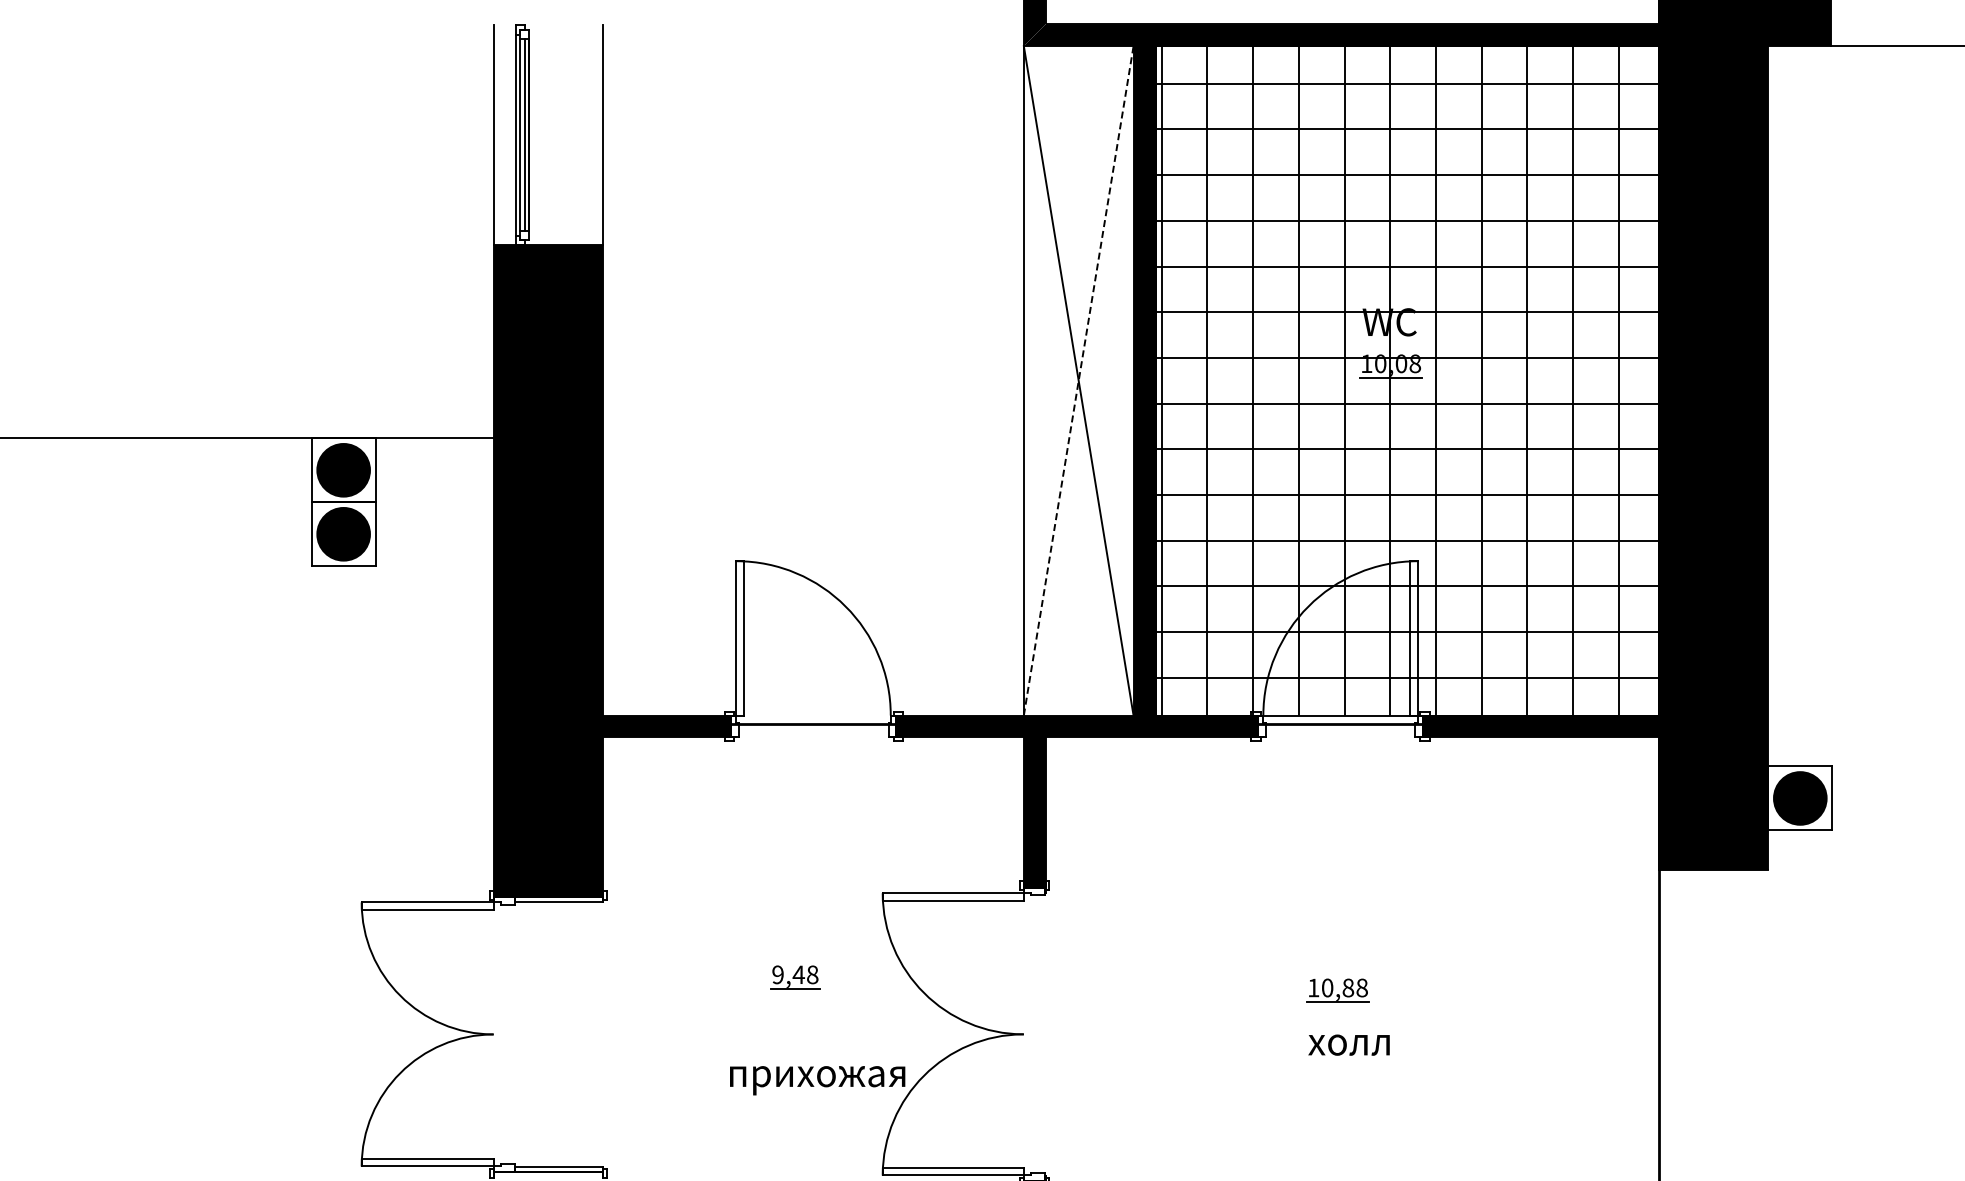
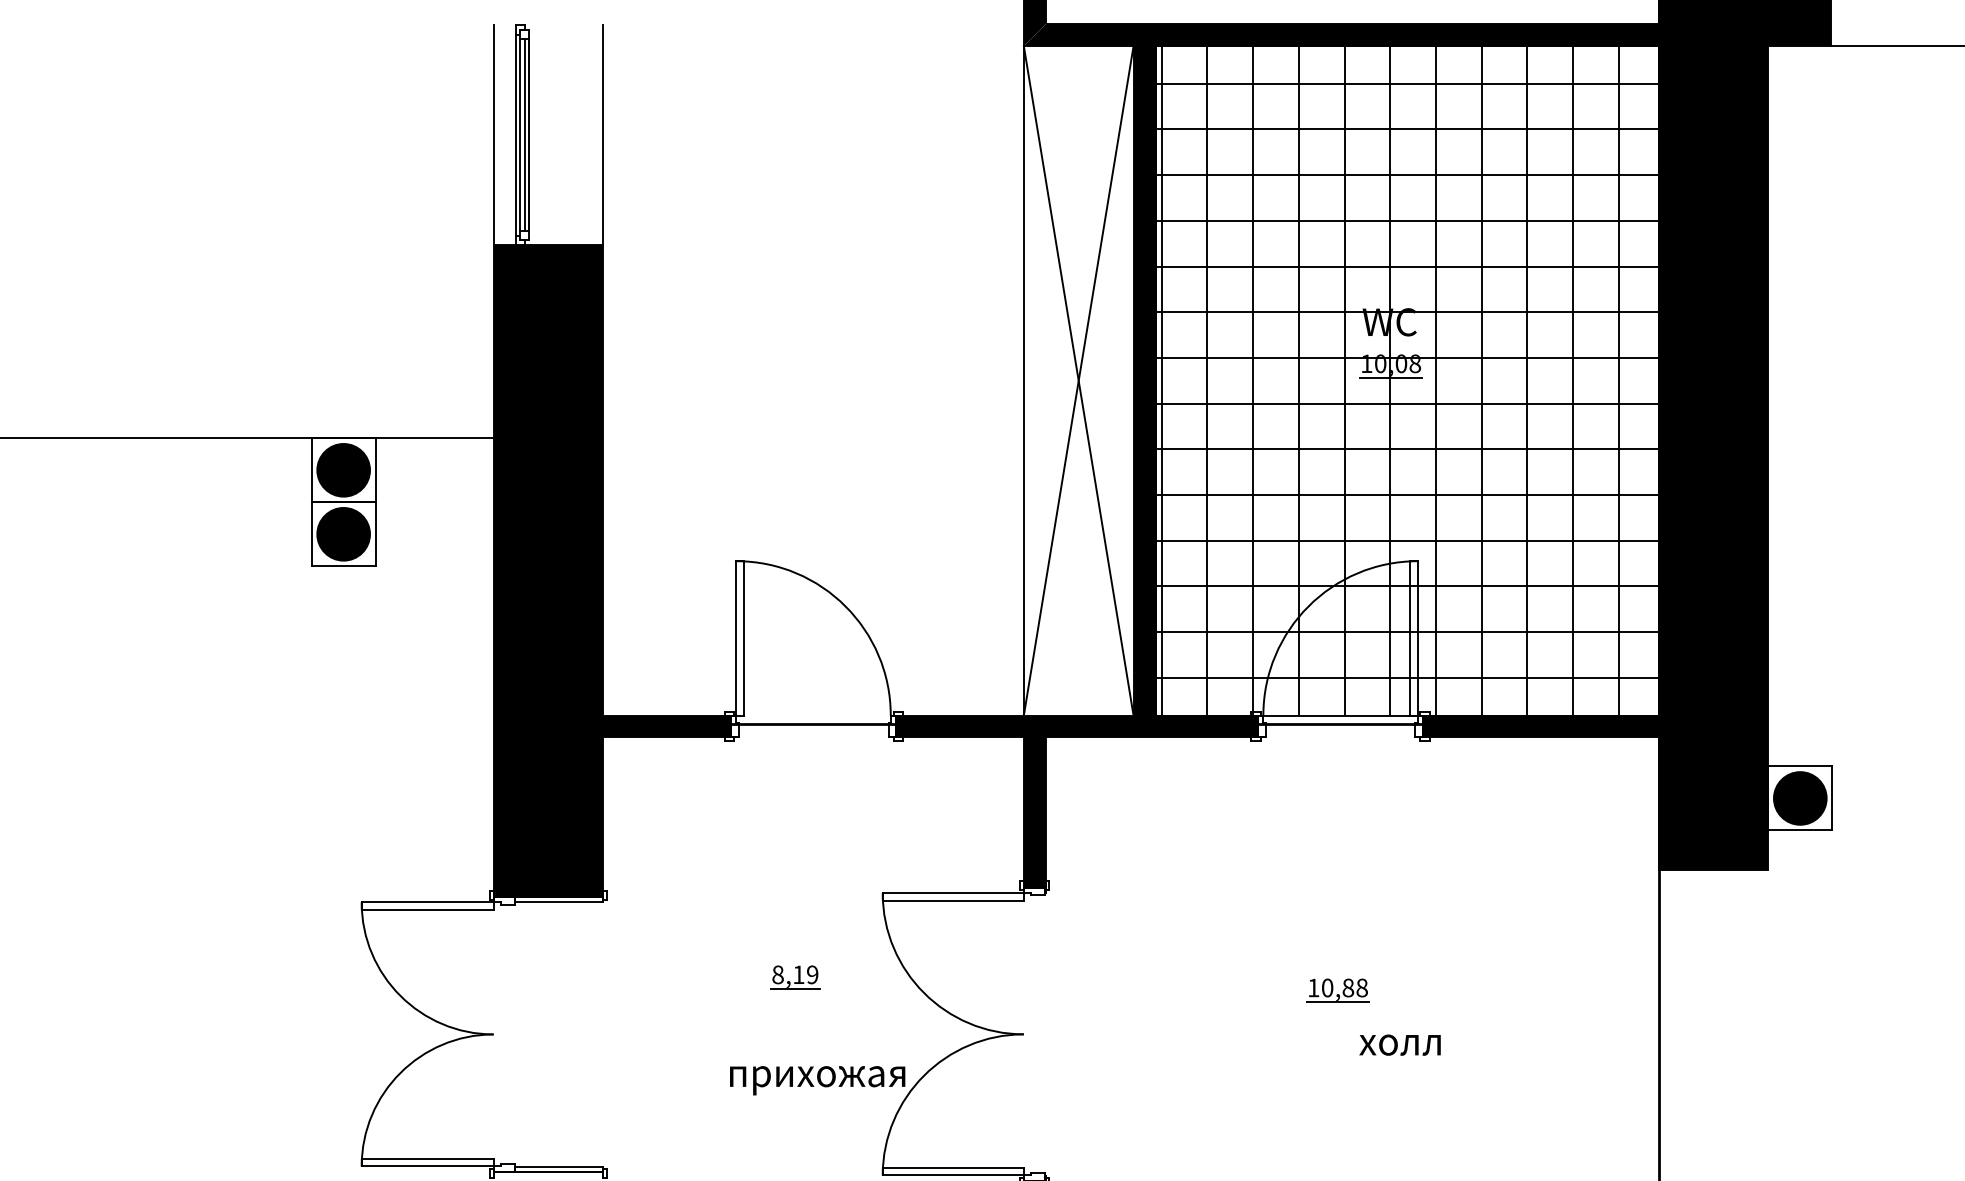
line: dashed -> solid (1078, 380)
text: 9,48 -> 8,19 (795, 974)
text position: (1348, 1044) -> (1399, 1044) (1399, 1044)
